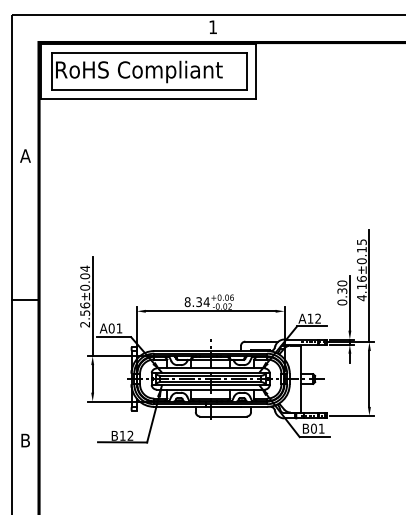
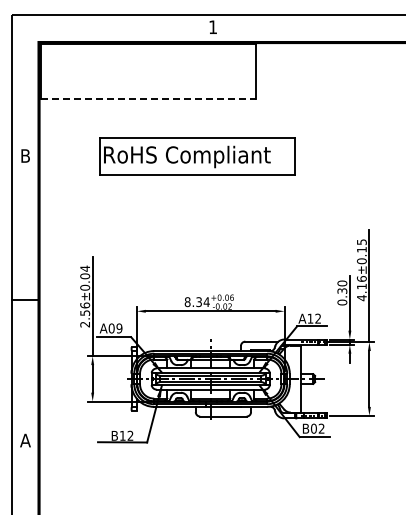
part position: (149, 71) -> (197, 156) (197, 156)
line: solid -> dashed (148, 98)
text: A -> B (25, 155)
text: A01 -> A09 (119, 328)
text: B01 -> B02 (321, 428)
text: B -> A (25, 440)
